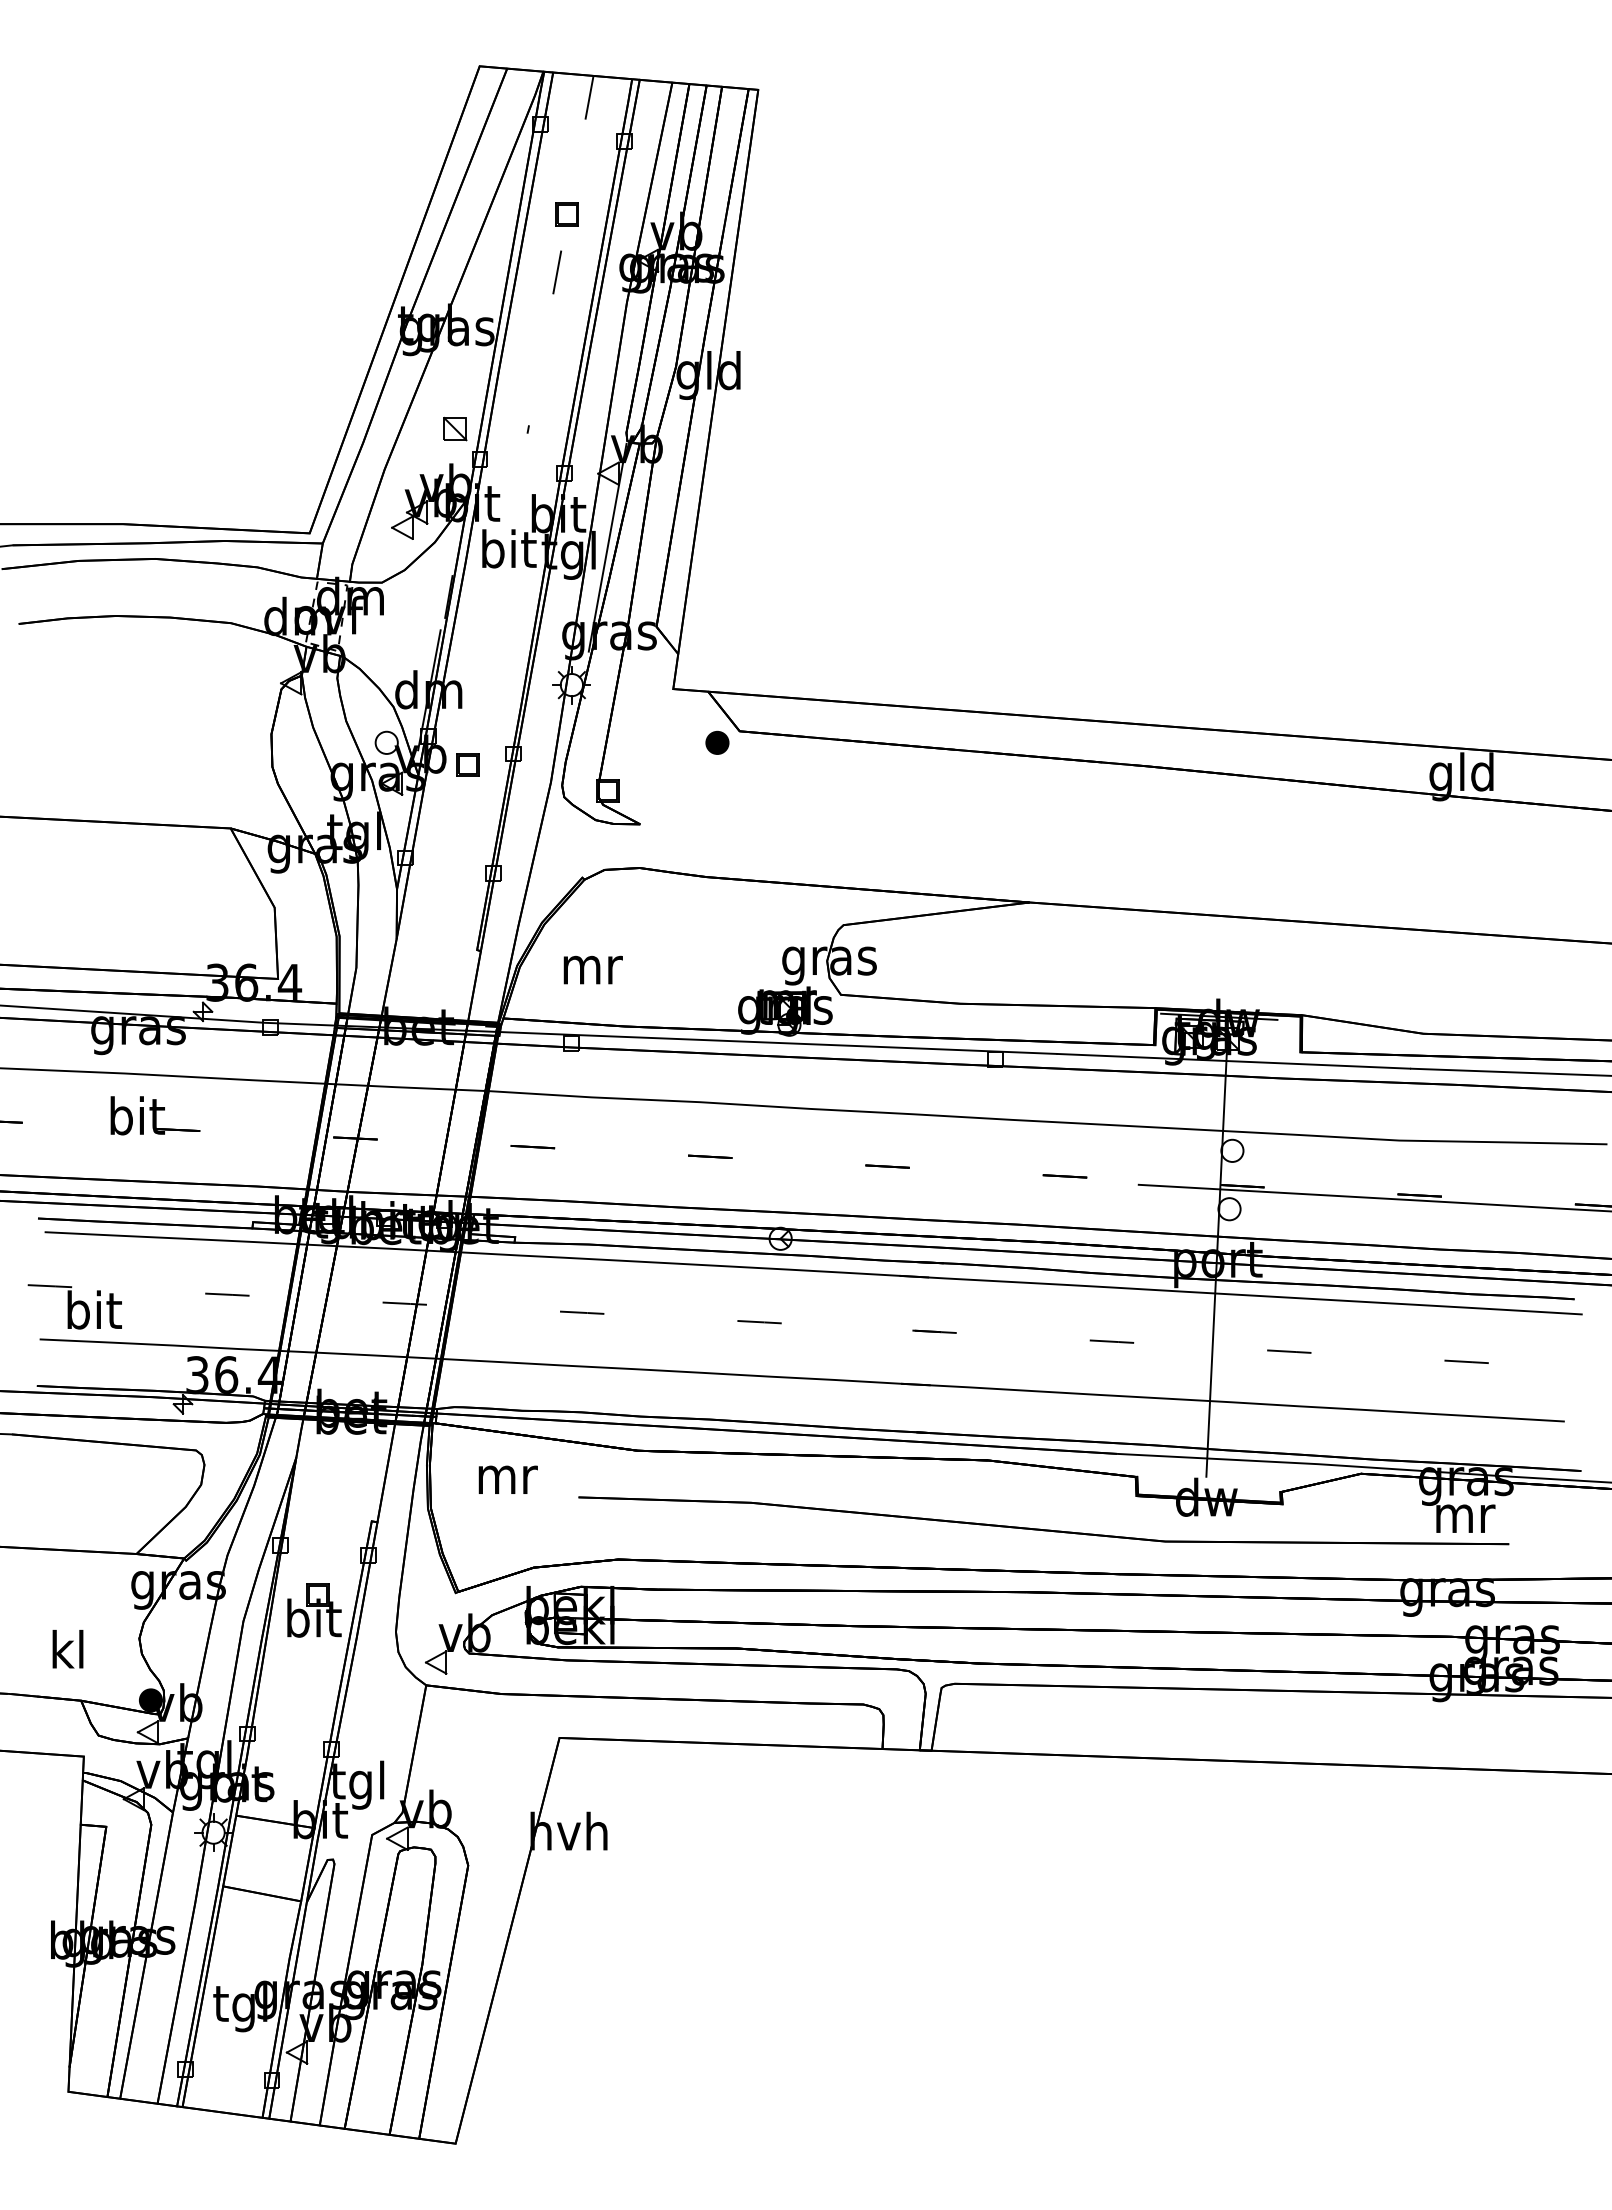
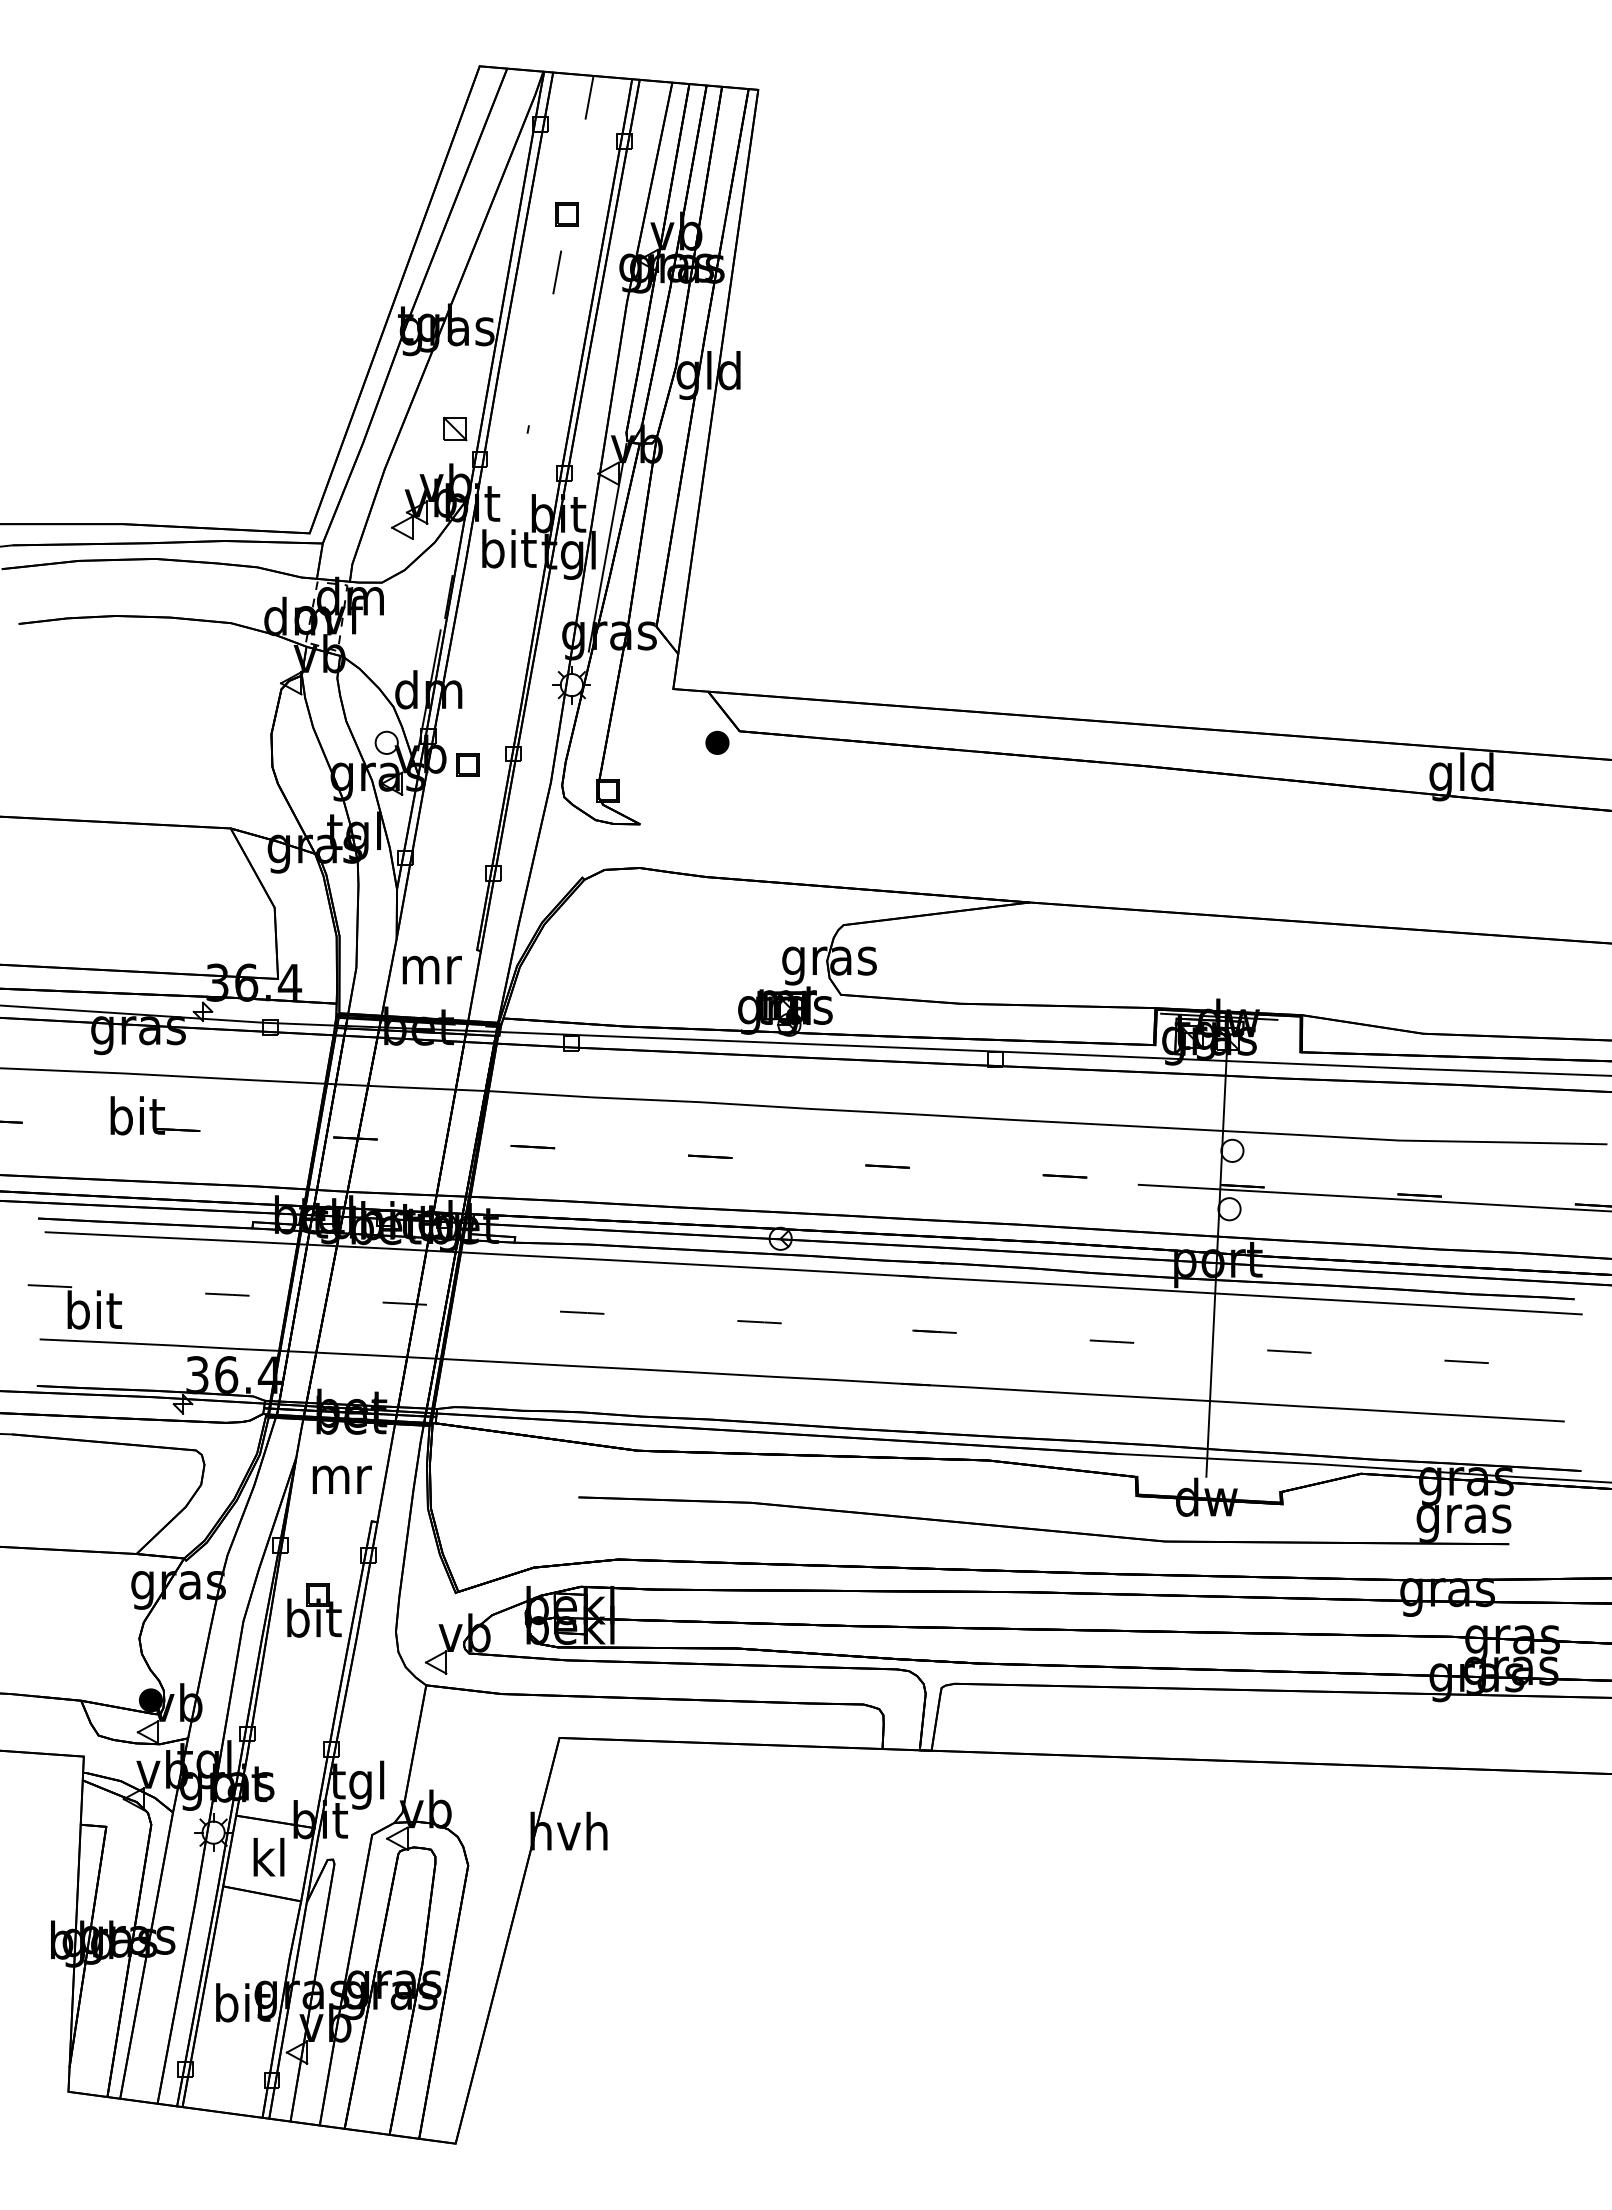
text position: (592, 969) -> (431, 969) (431, 969)
text position: (507, 1479) -> (341, 1479) (341, 1479)
text: mr -> gras (1463, 1523)
text position: (67, 1649) -> (268, 1857) (268, 1857)
text: tgl -> bit (241, 2007)
